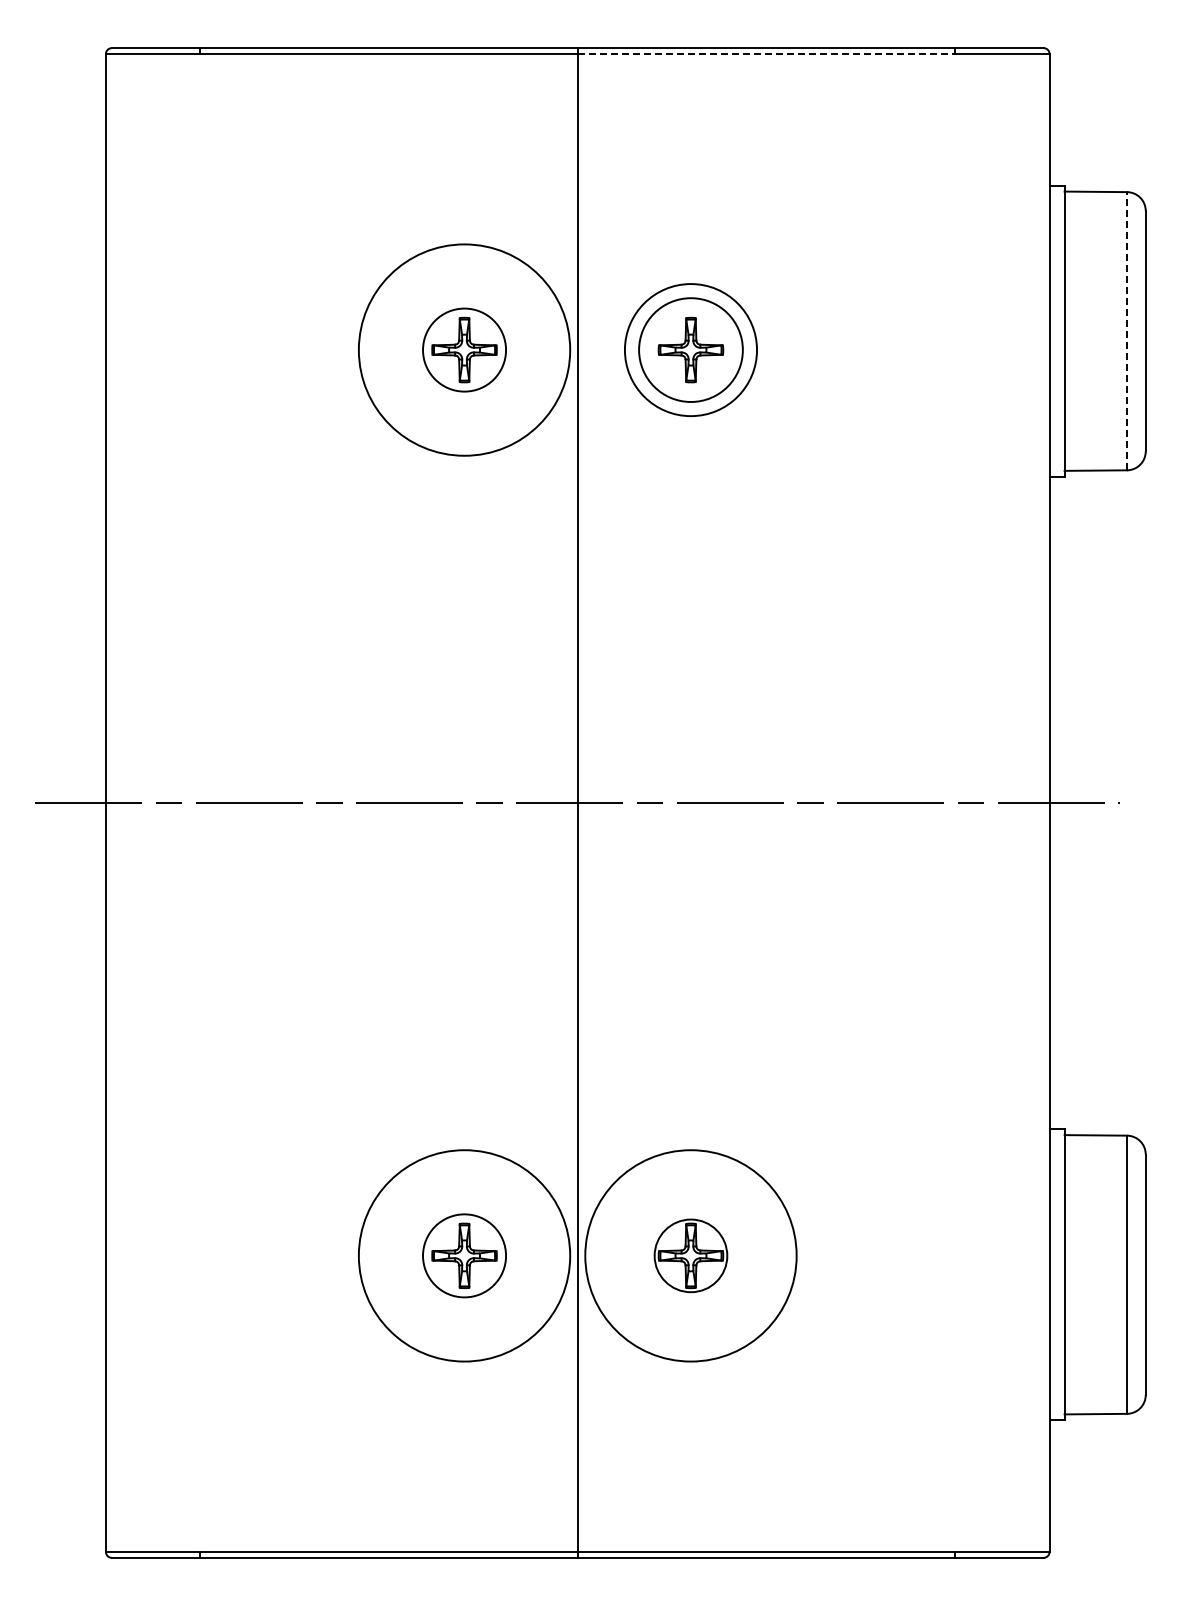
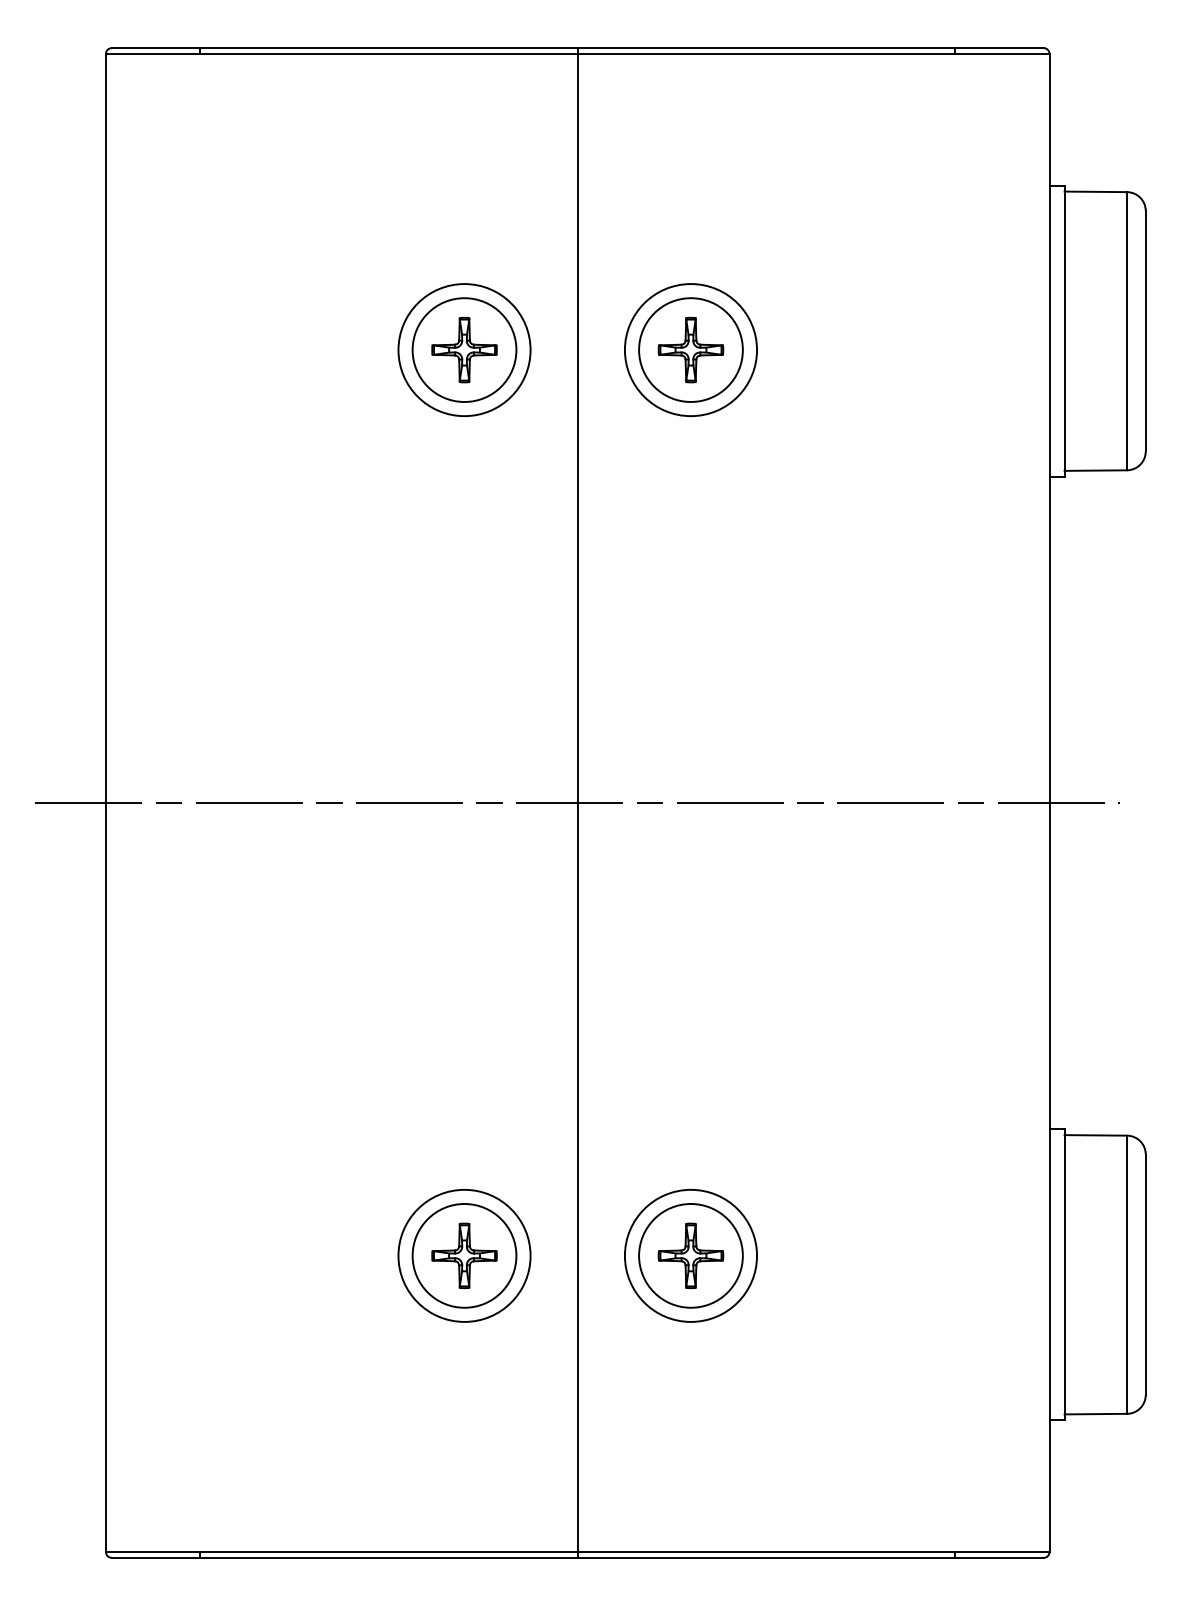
line: dashed -> solid (766, 53)
line: dashed -> solid (1127, 330)
circle diameter: 211 px -> 132 px (464, 350)
circle diameter: 83 px -> 104 px (464, 349)
circle diameter: 211 px -> 132 px (464, 1255)
circle diameter: 83 px -> 104 px (464, 1255)
circle diameter: 211 px -> 132 px (690, 1255)
circle diameter: 73 px -> 104 px (690, 1255)
